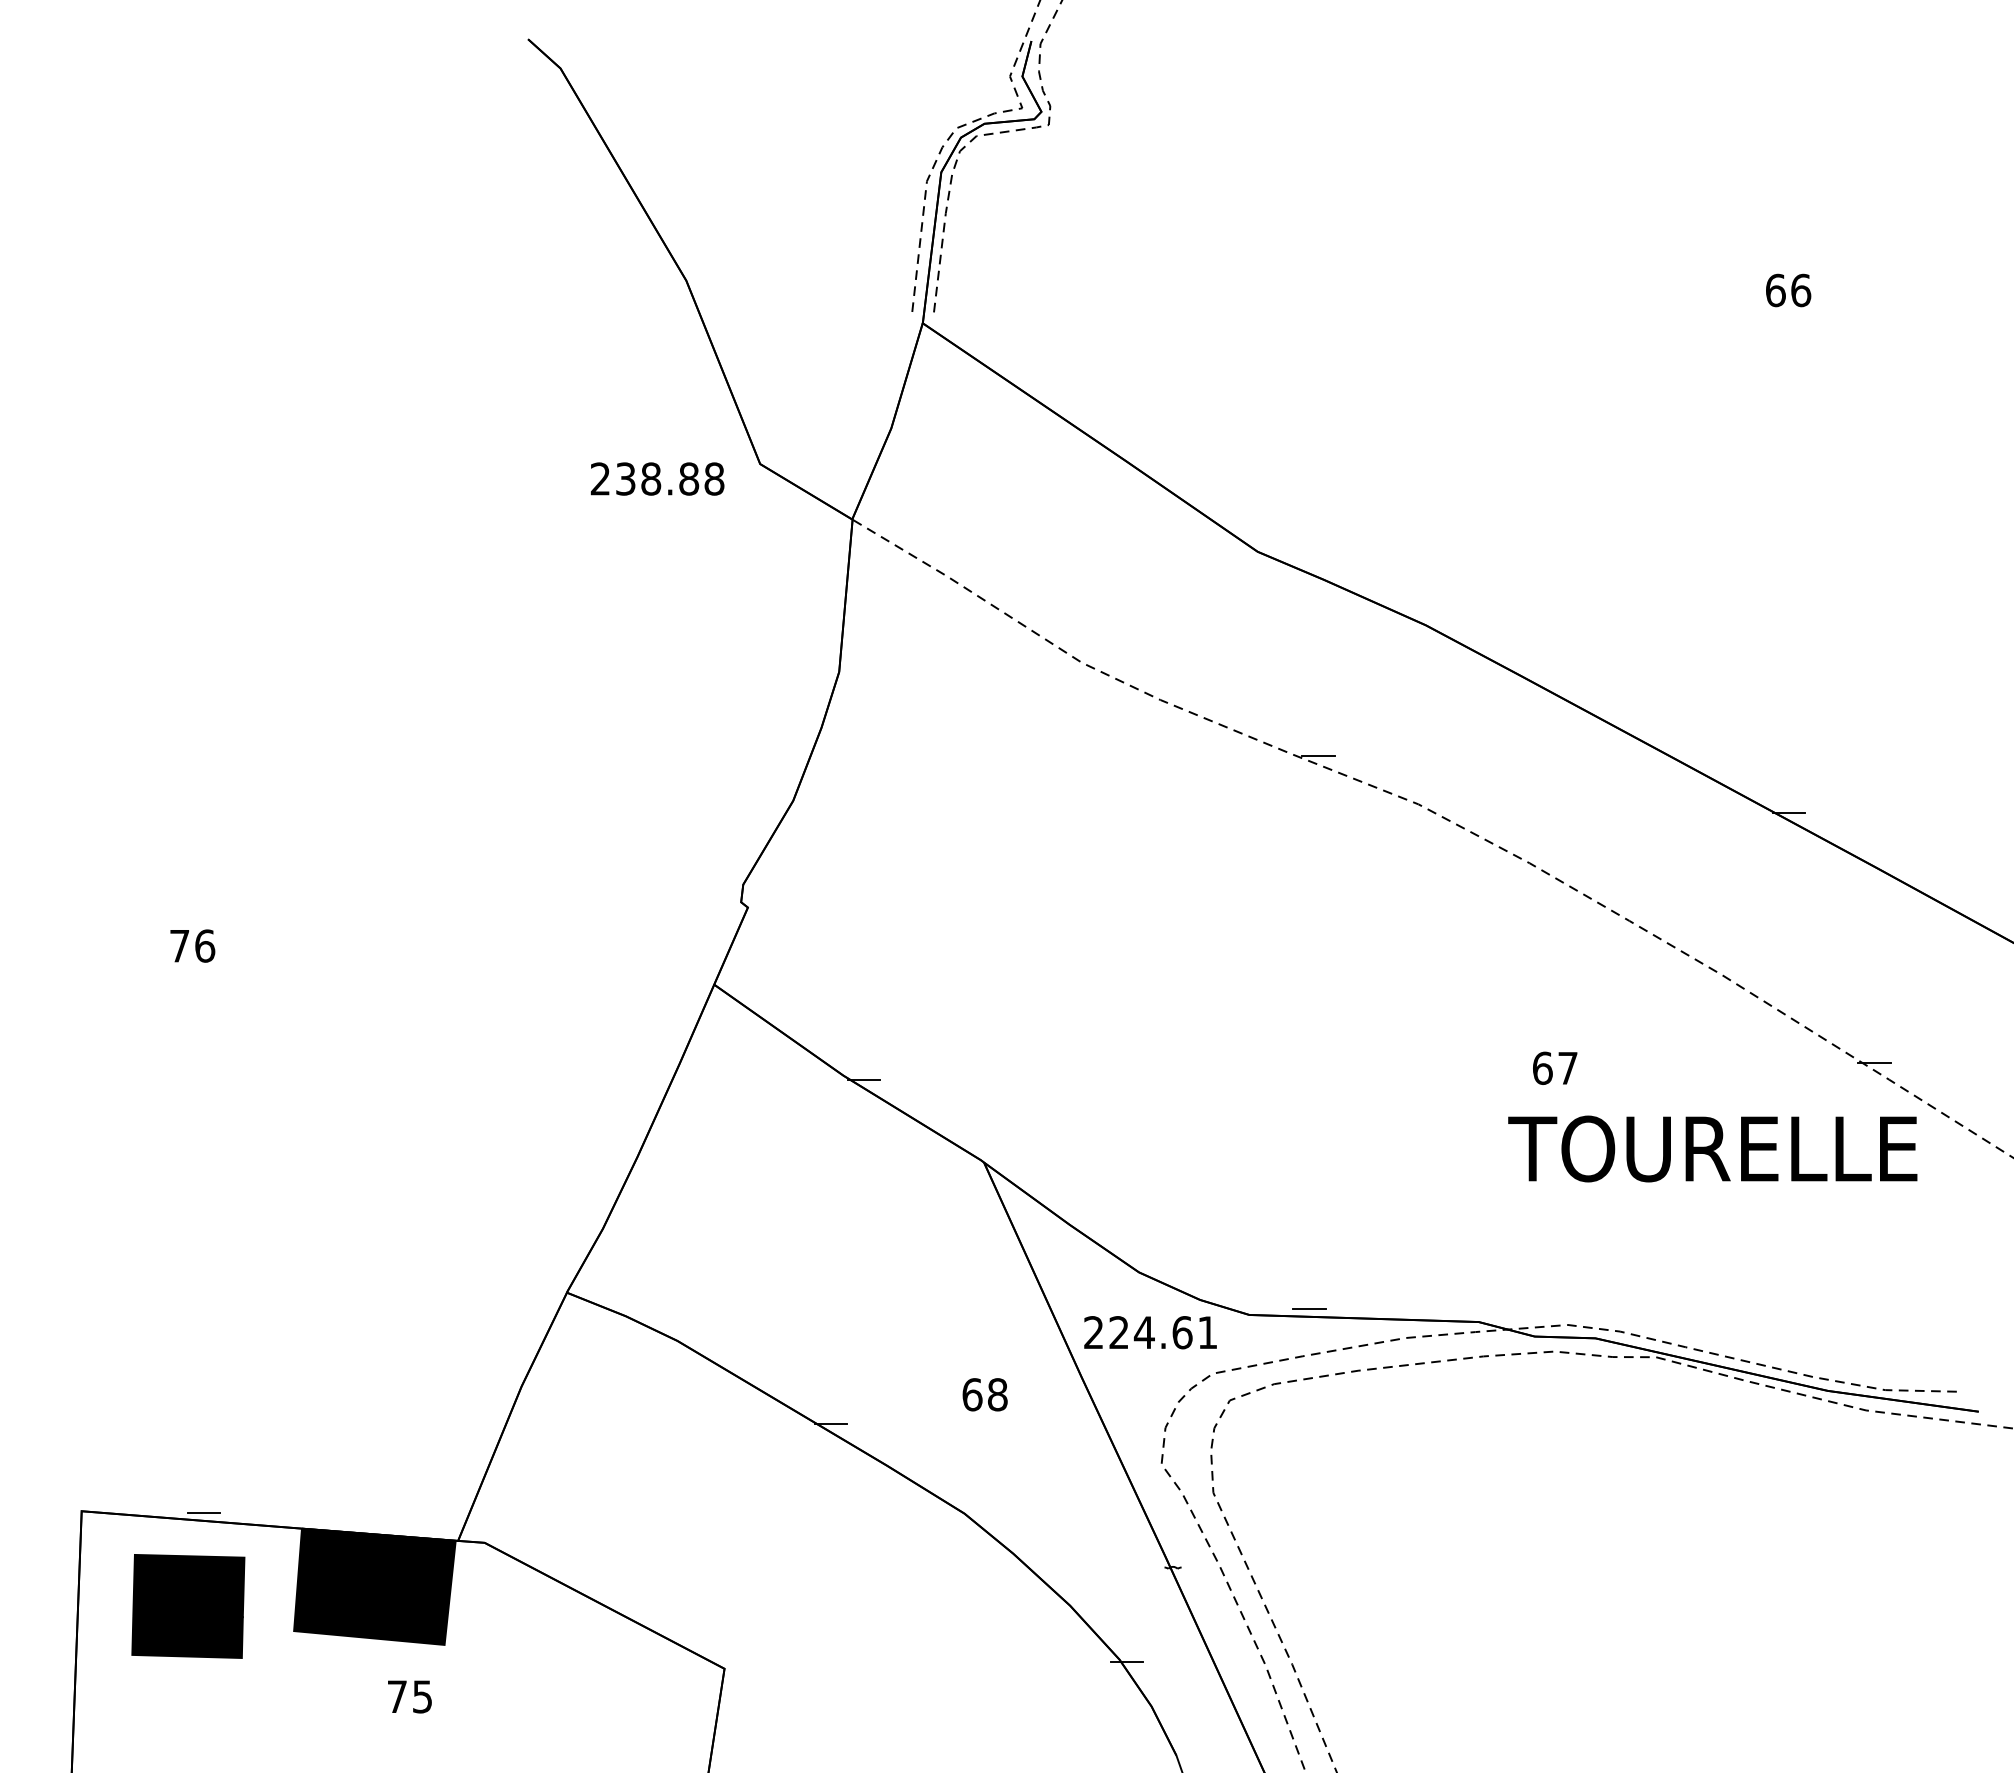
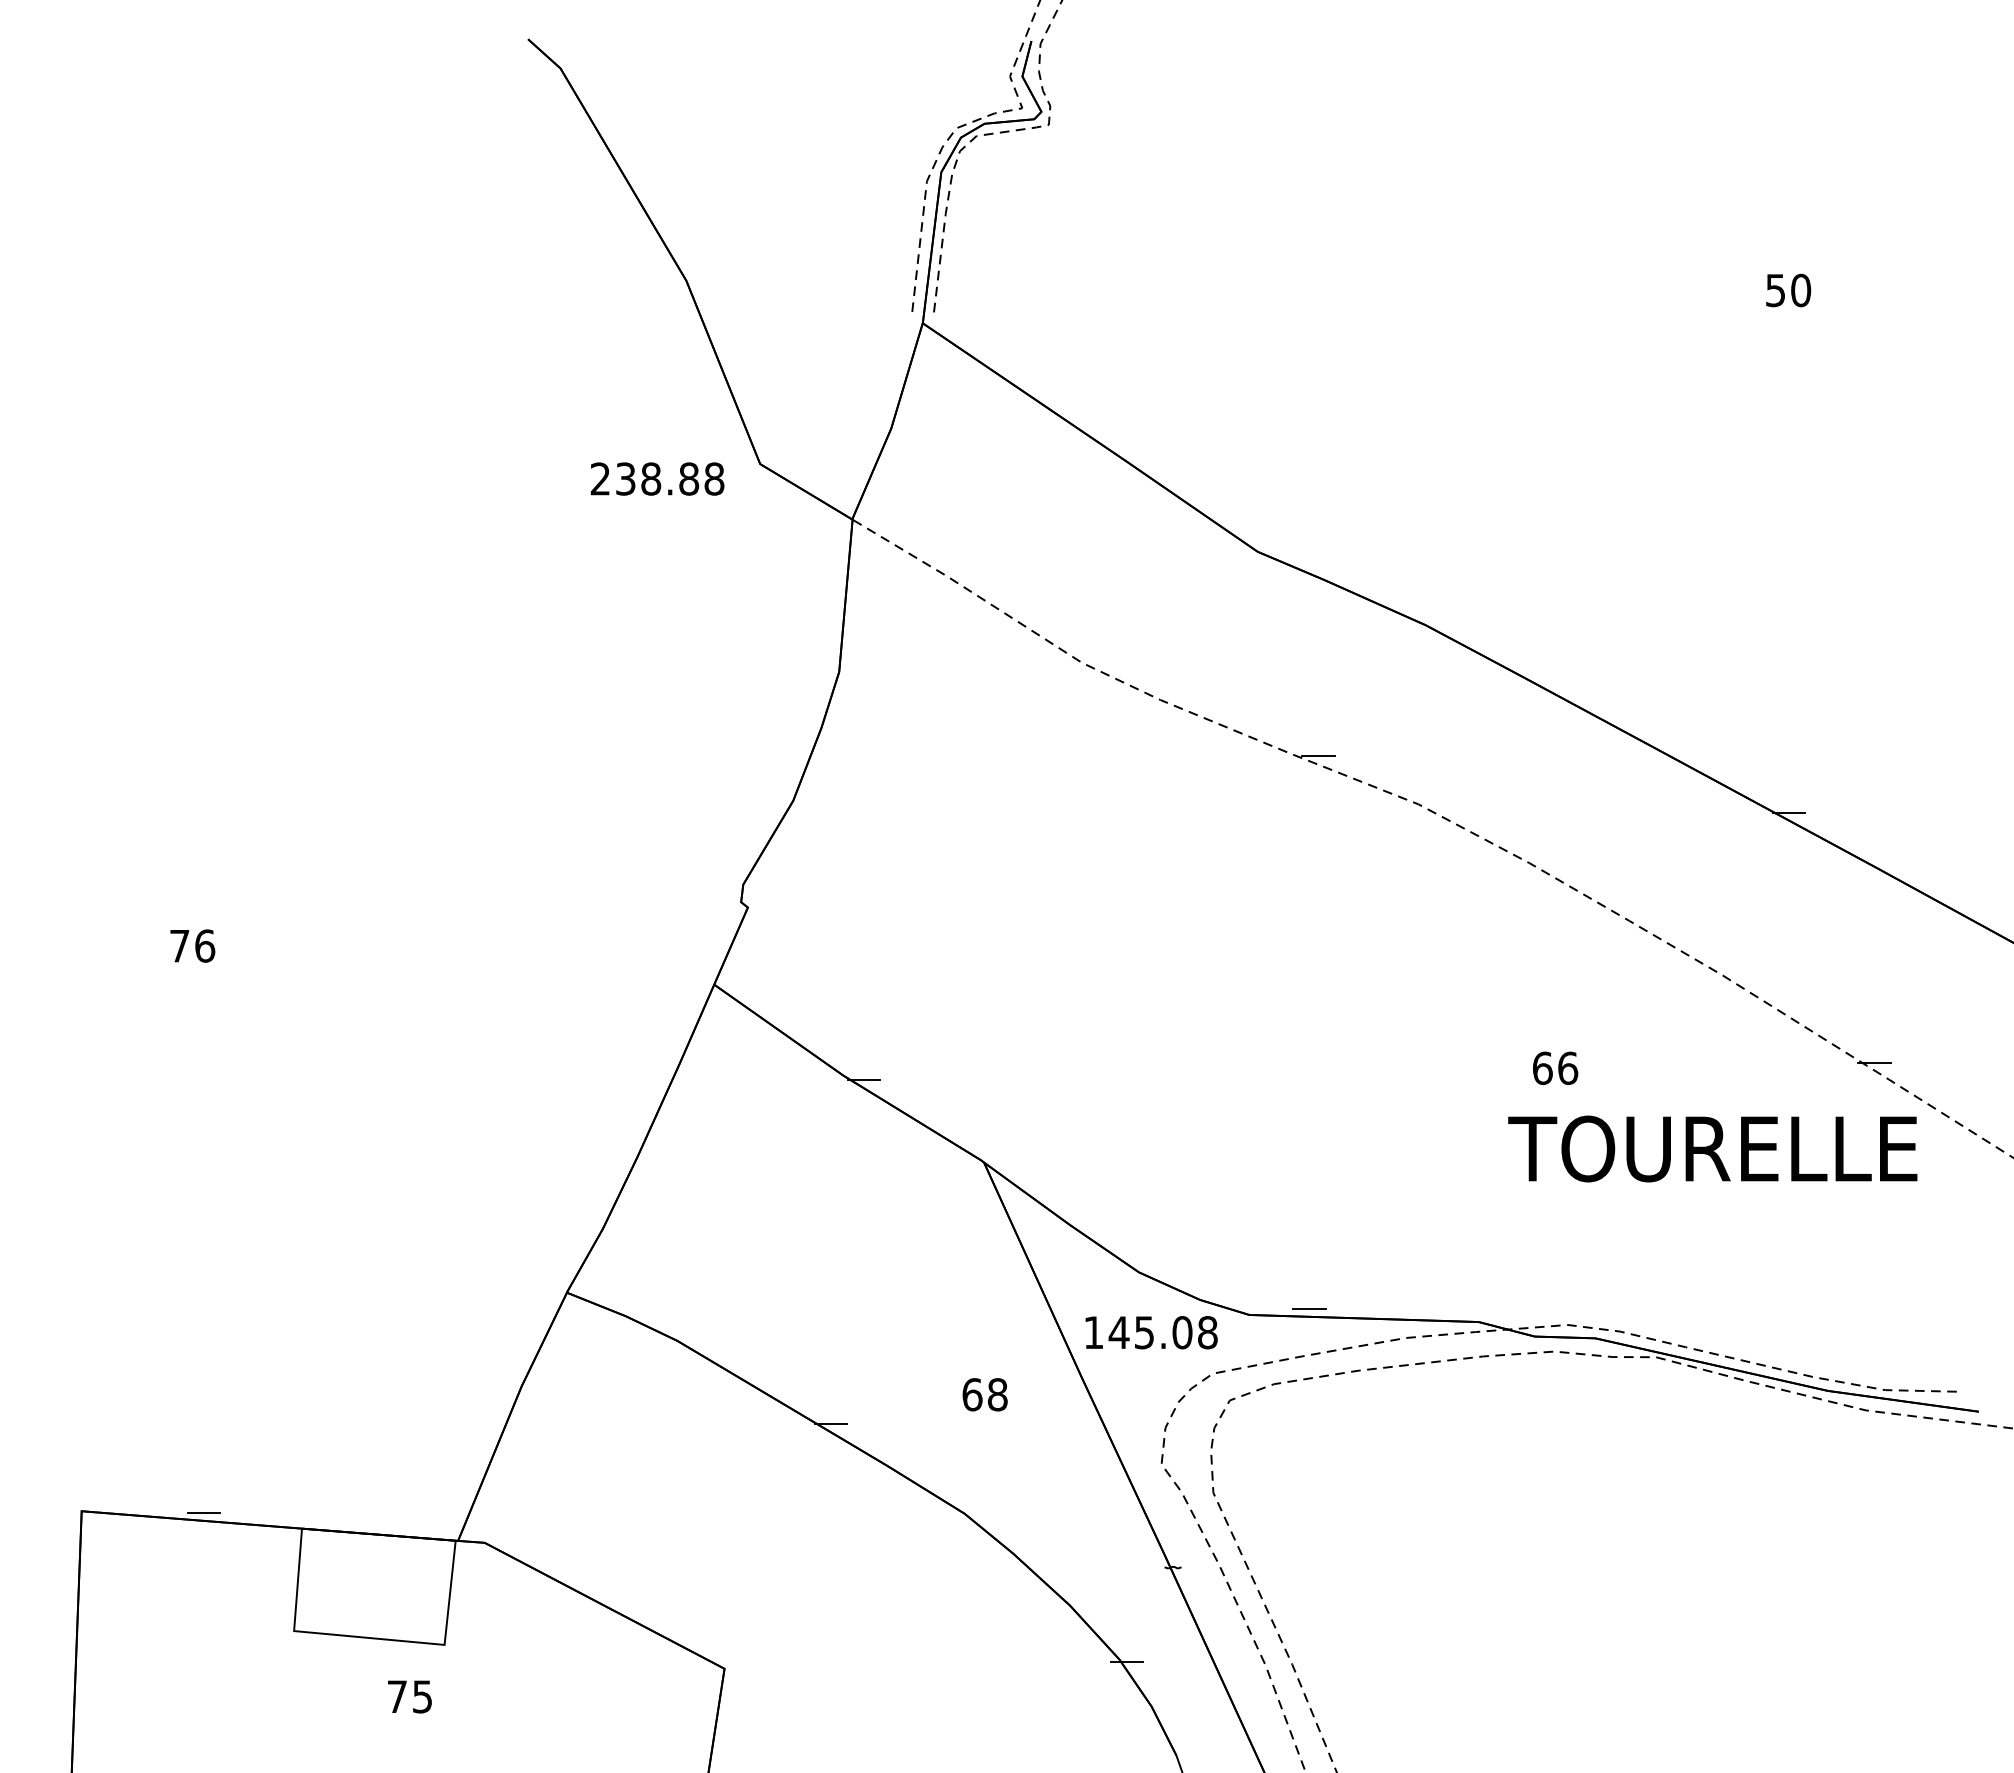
text: 66 -> 50 (1788, 290)
text: 67 -> 66 (1568, 1068)
text: 224.61 -> 145.08 (1150, 1332)
fill: present -> none (374, 1586)
part: present -> none (188, 1606)
